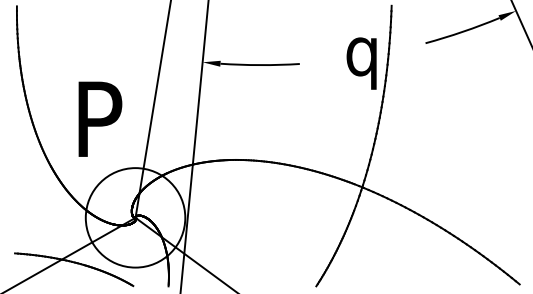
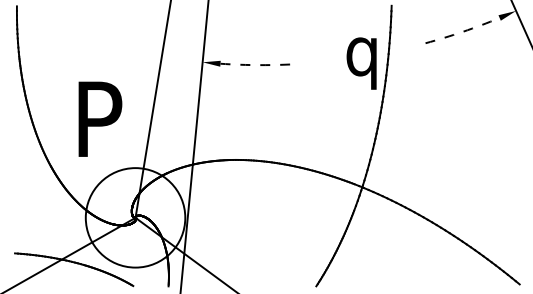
arc: solid -> dashed (462, 31)
arc: solid -> dashed (260, 65)
